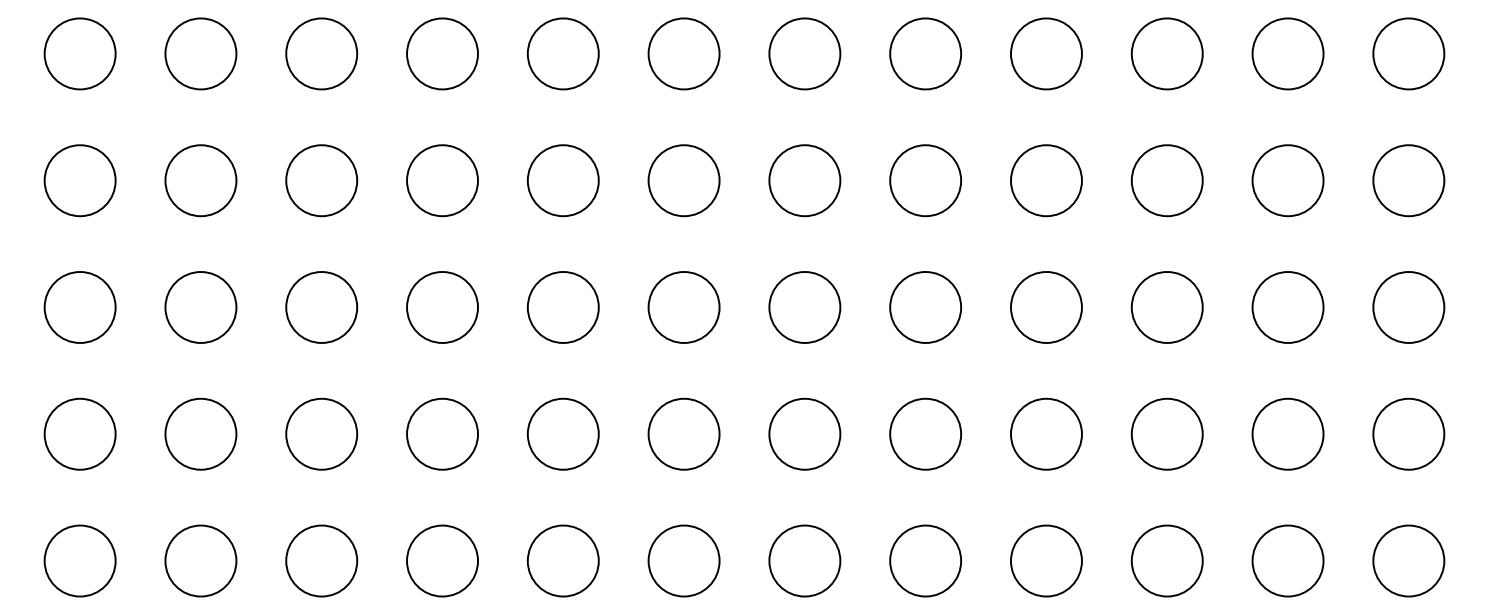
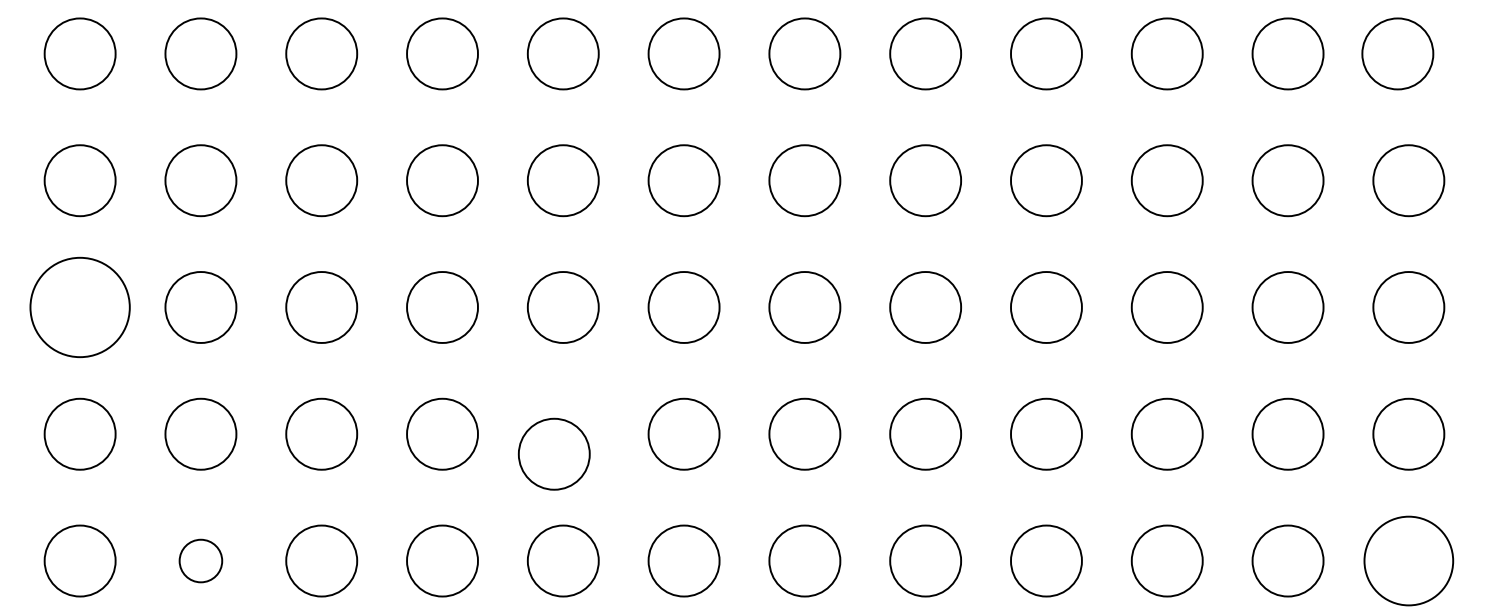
circle position: (1408, 53) -> (1397, 53) (1397, 53)
circle diameter: 71 px -> 99 px (79, 307)
circle position: (562, 433) -> (553, 453) (553, 453)
circle diameter: 71 px -> 43 px (200, 560)
circle diameter: 71 px -> 89 px (1408, 560)
